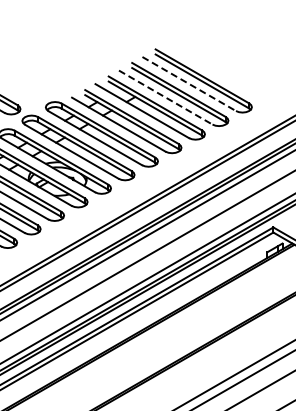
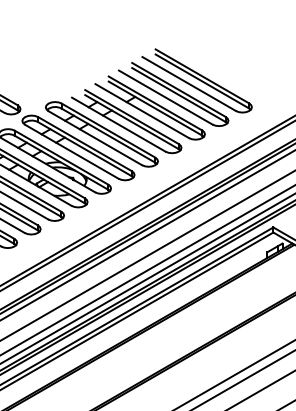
line: dashed -> solid (189, 84)
line: dashed -> solid (165, 97)
line: none -> present (147, 270)
